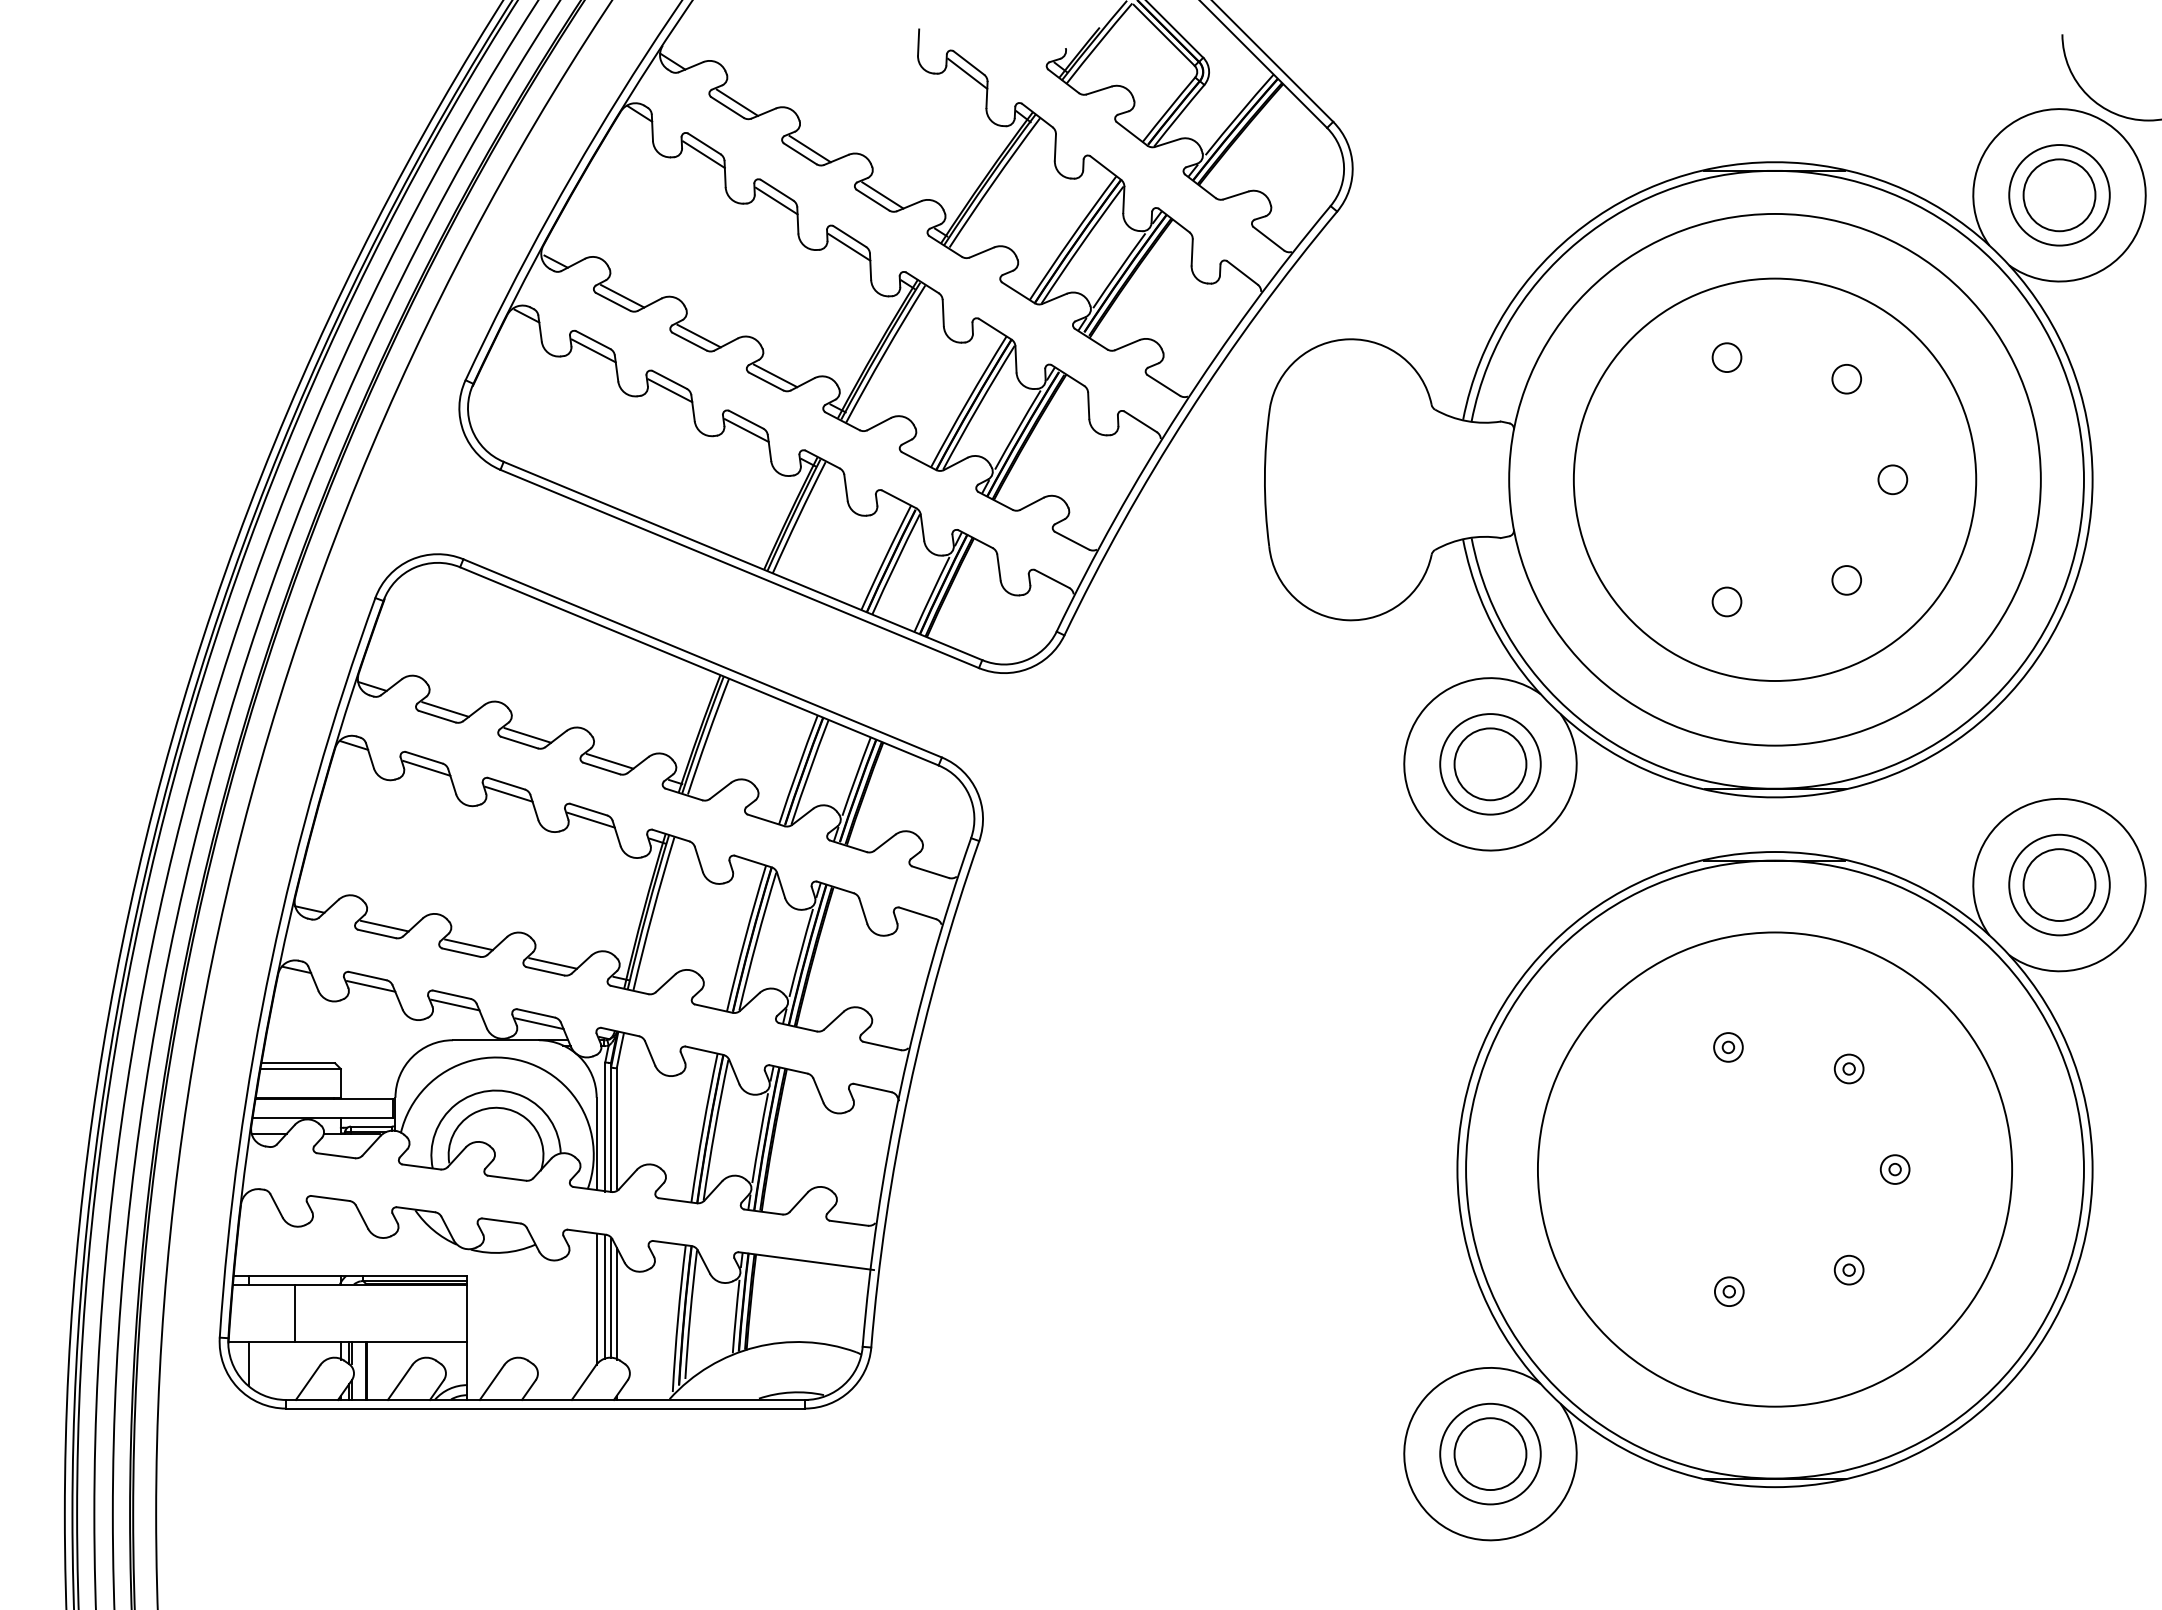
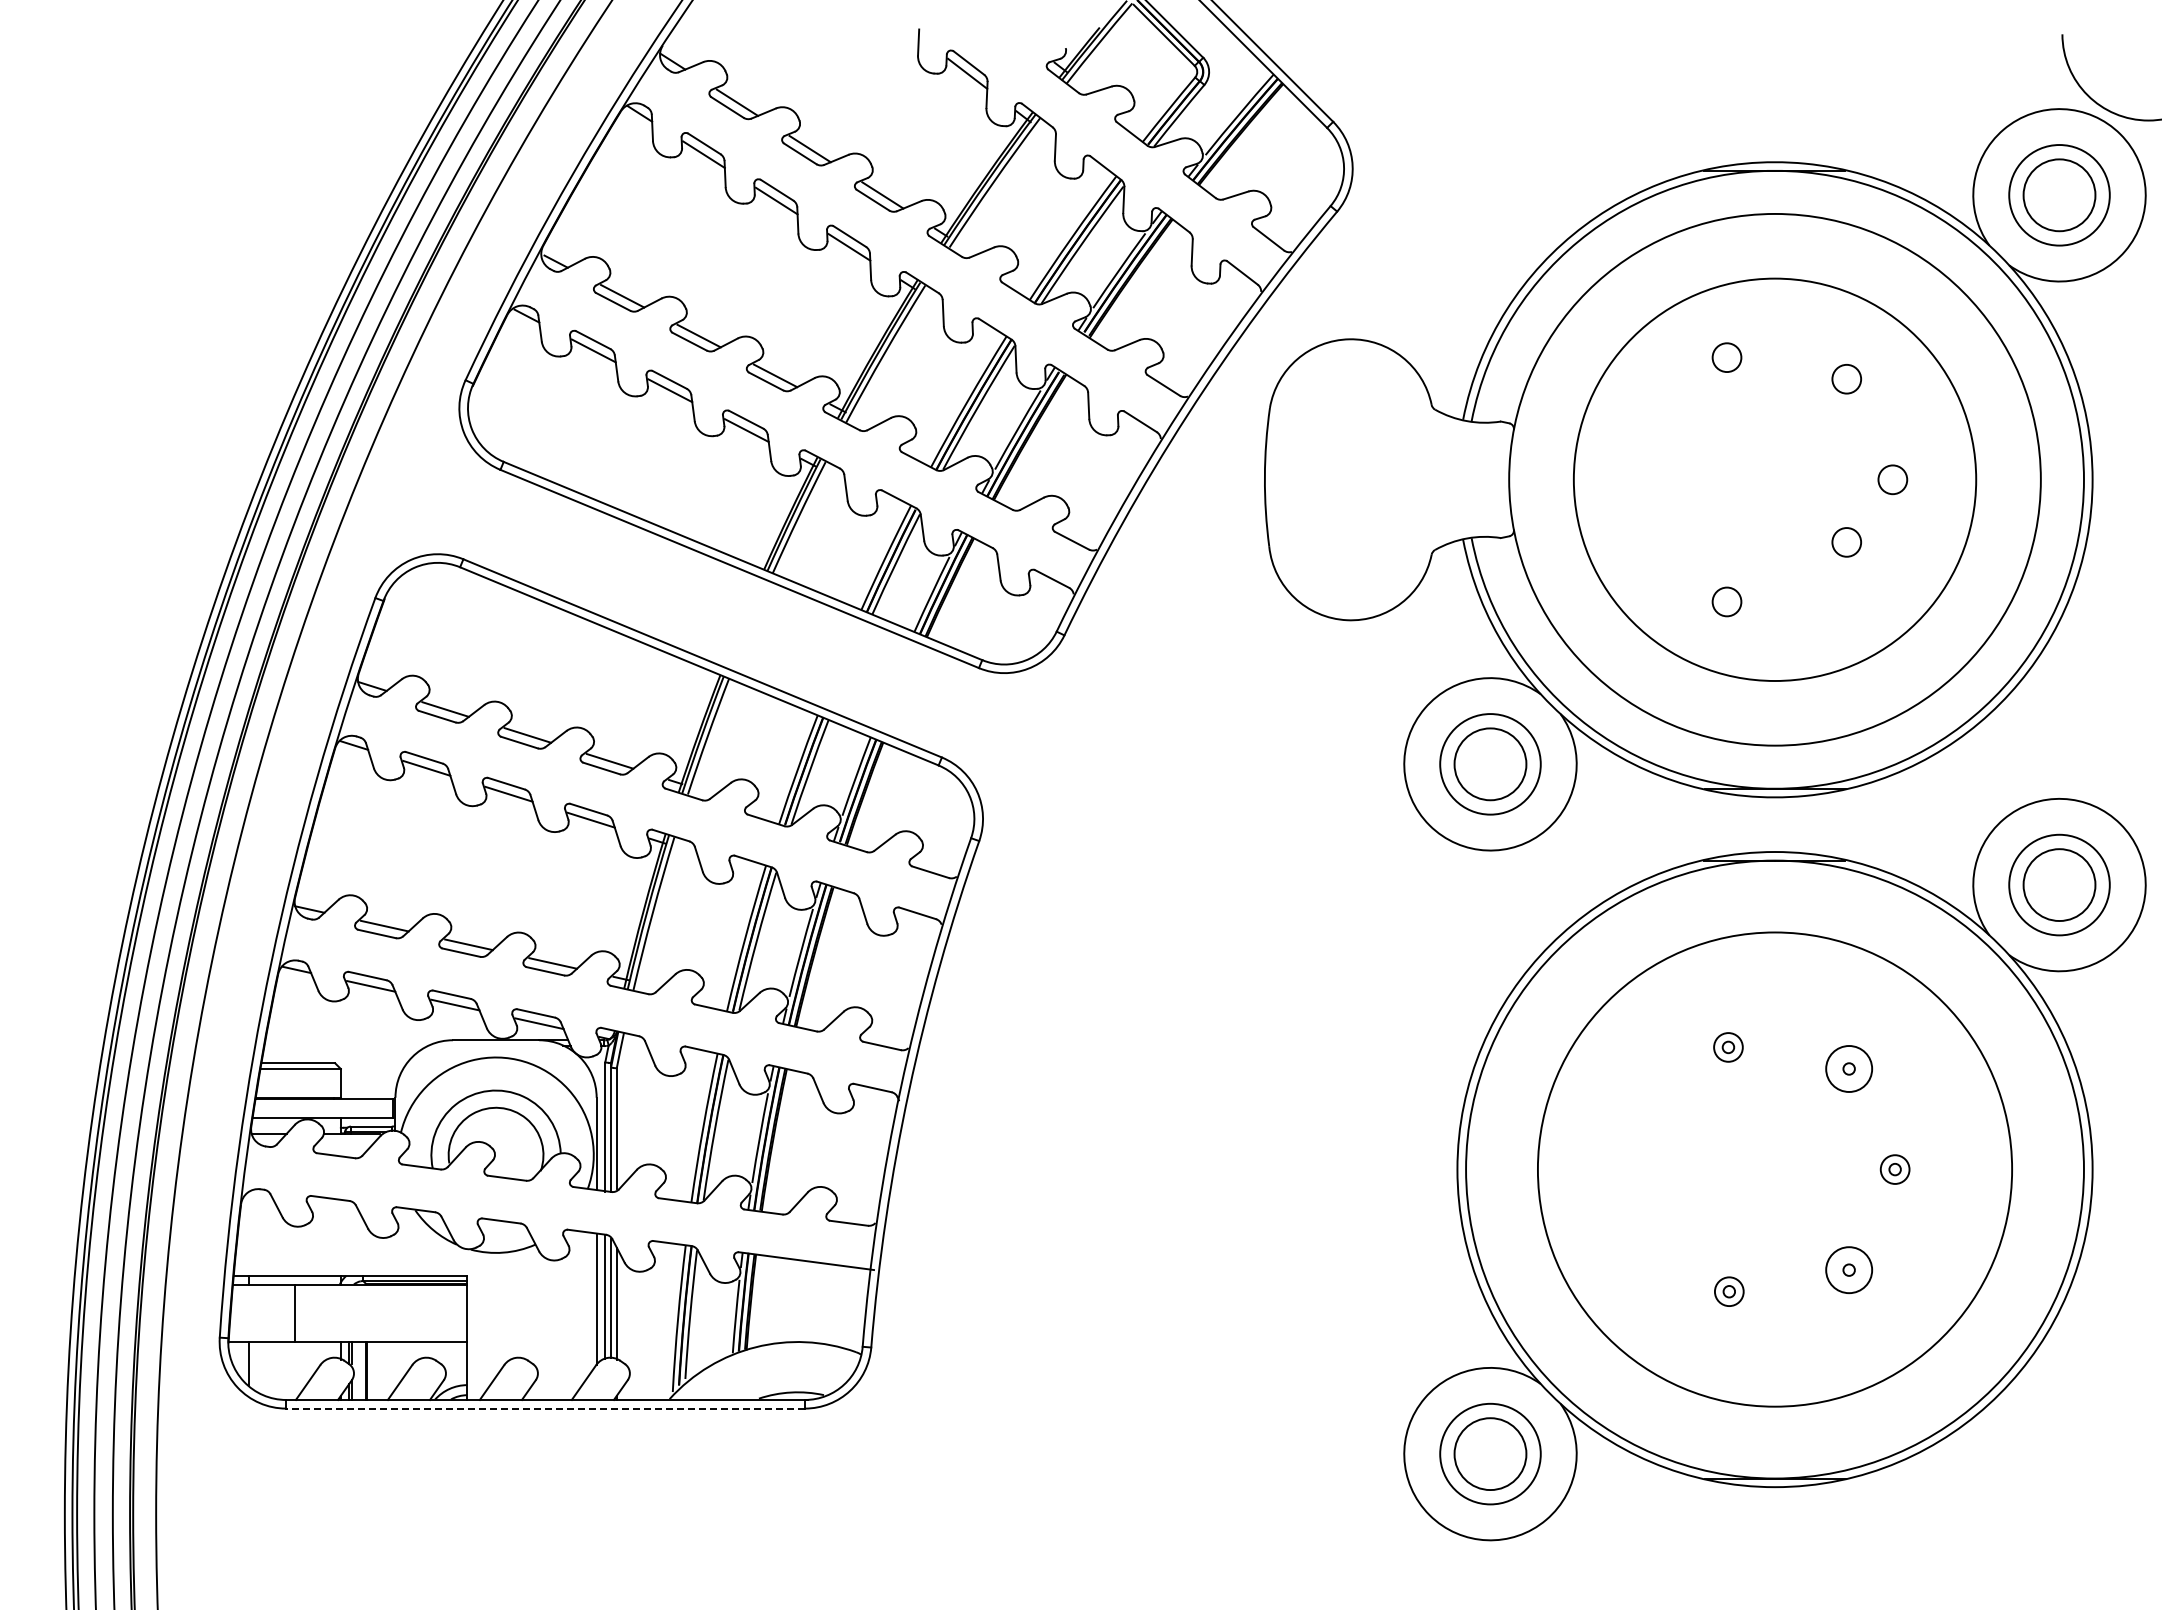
circle position: (1846, 580) -> (1846, 542) (1846, 542)
circle diameter: 29 px -> 46 px (1849, 1068)
circle diameter: 29 px -> 46 px (1849, 1270)
line: solid -> dashed (545, 1408)
